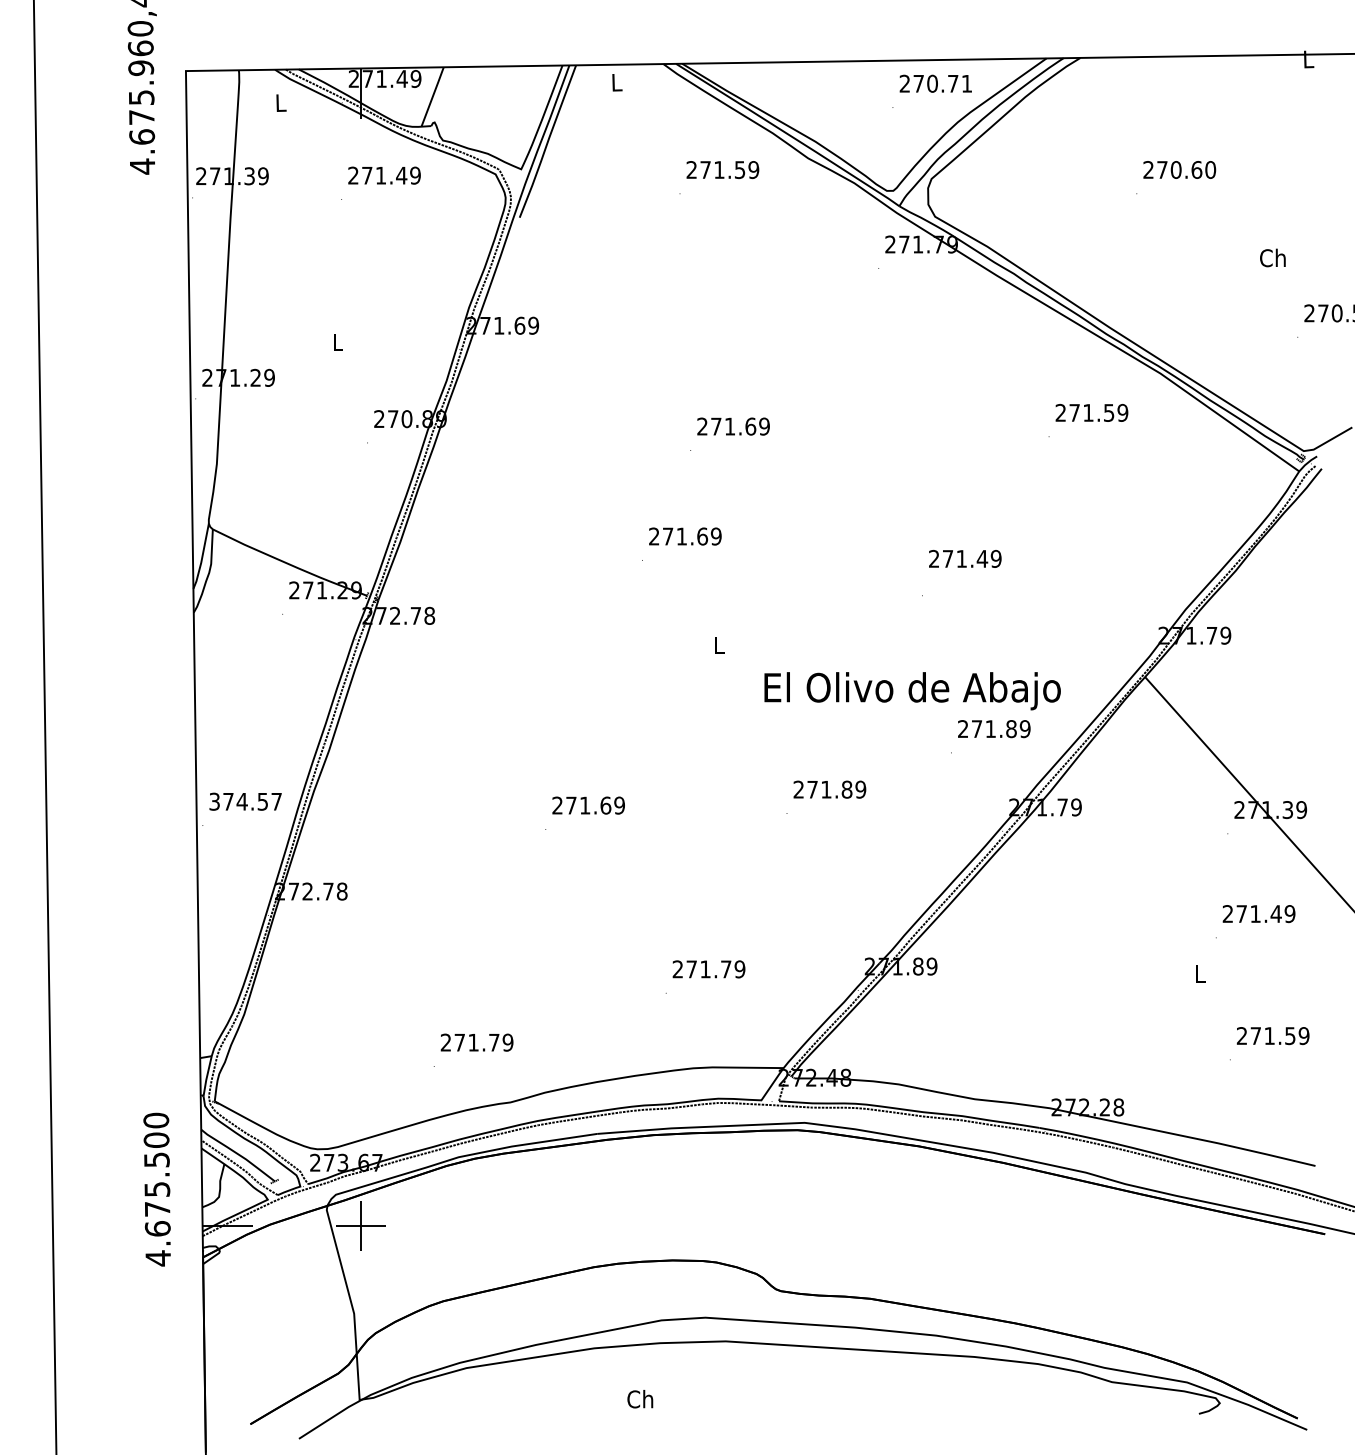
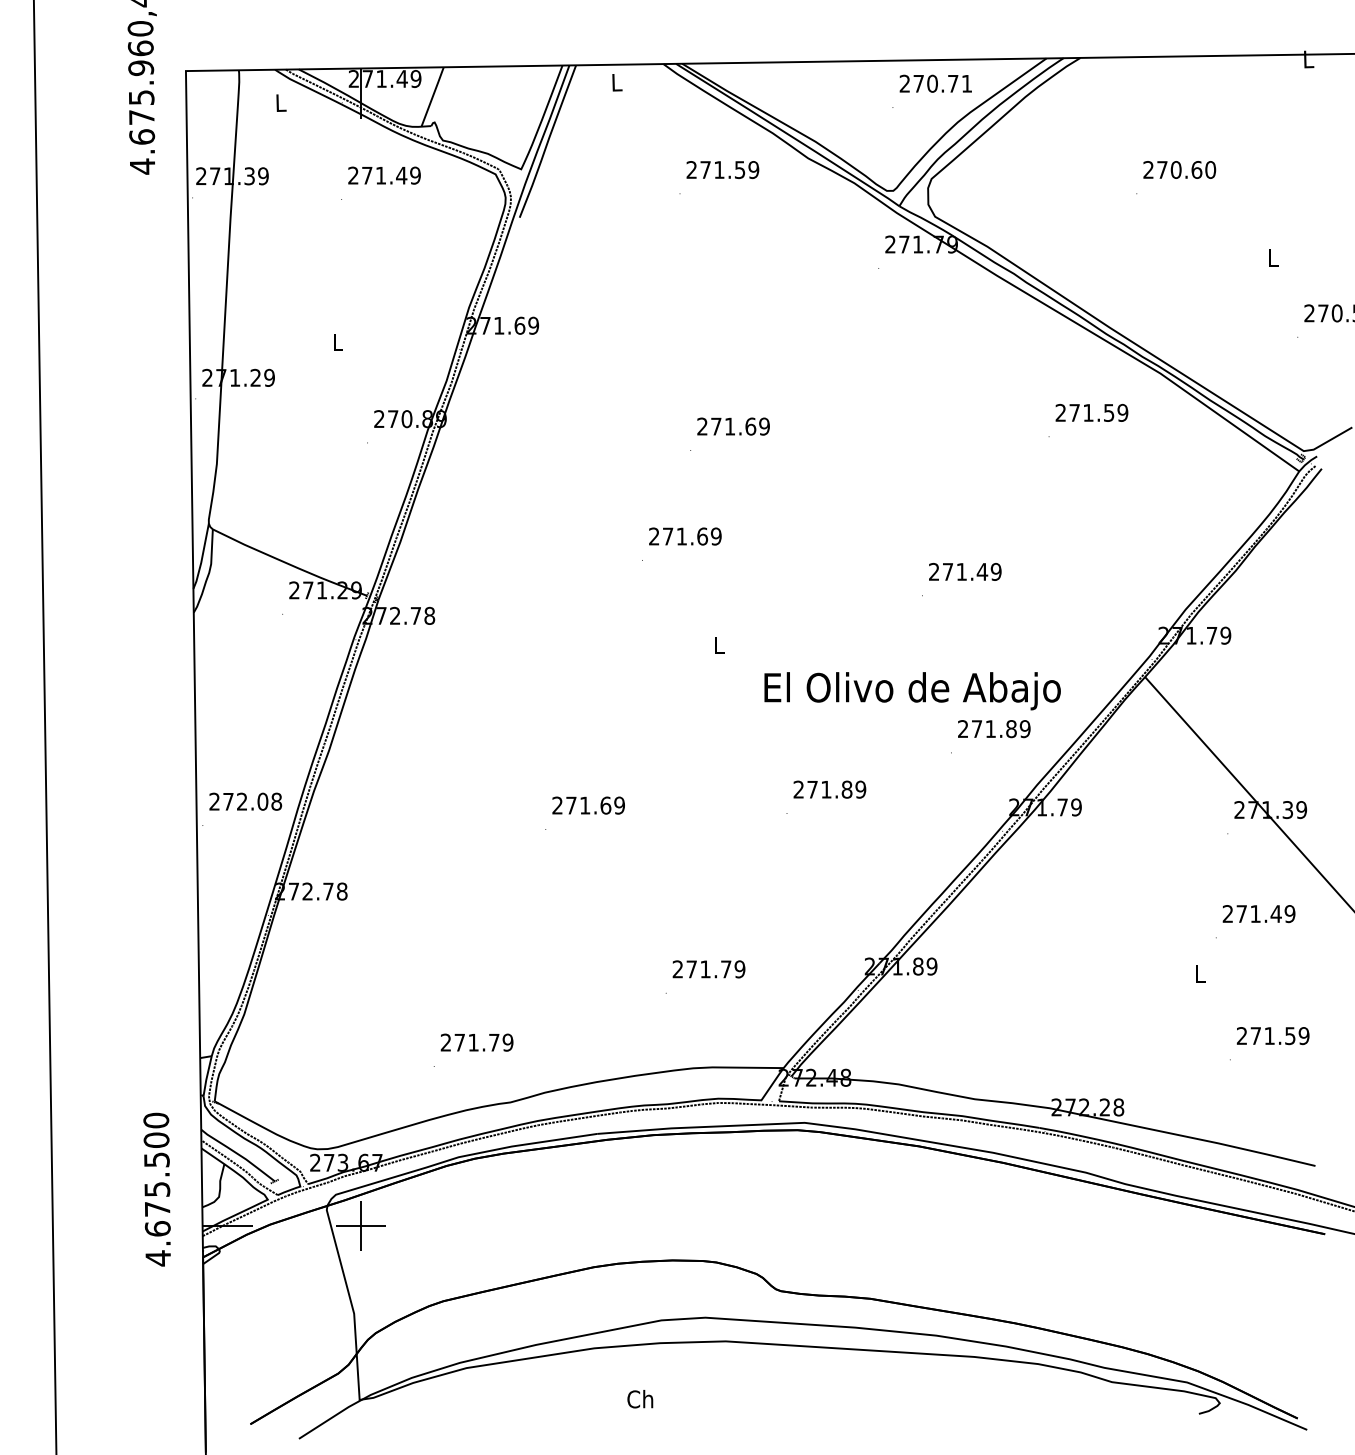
text: Ch -> L (1272, 257)
text position: (965, 558) -> (965, 571) (965, 571)
text: 374.57 -> 272.08 (245, 801)
